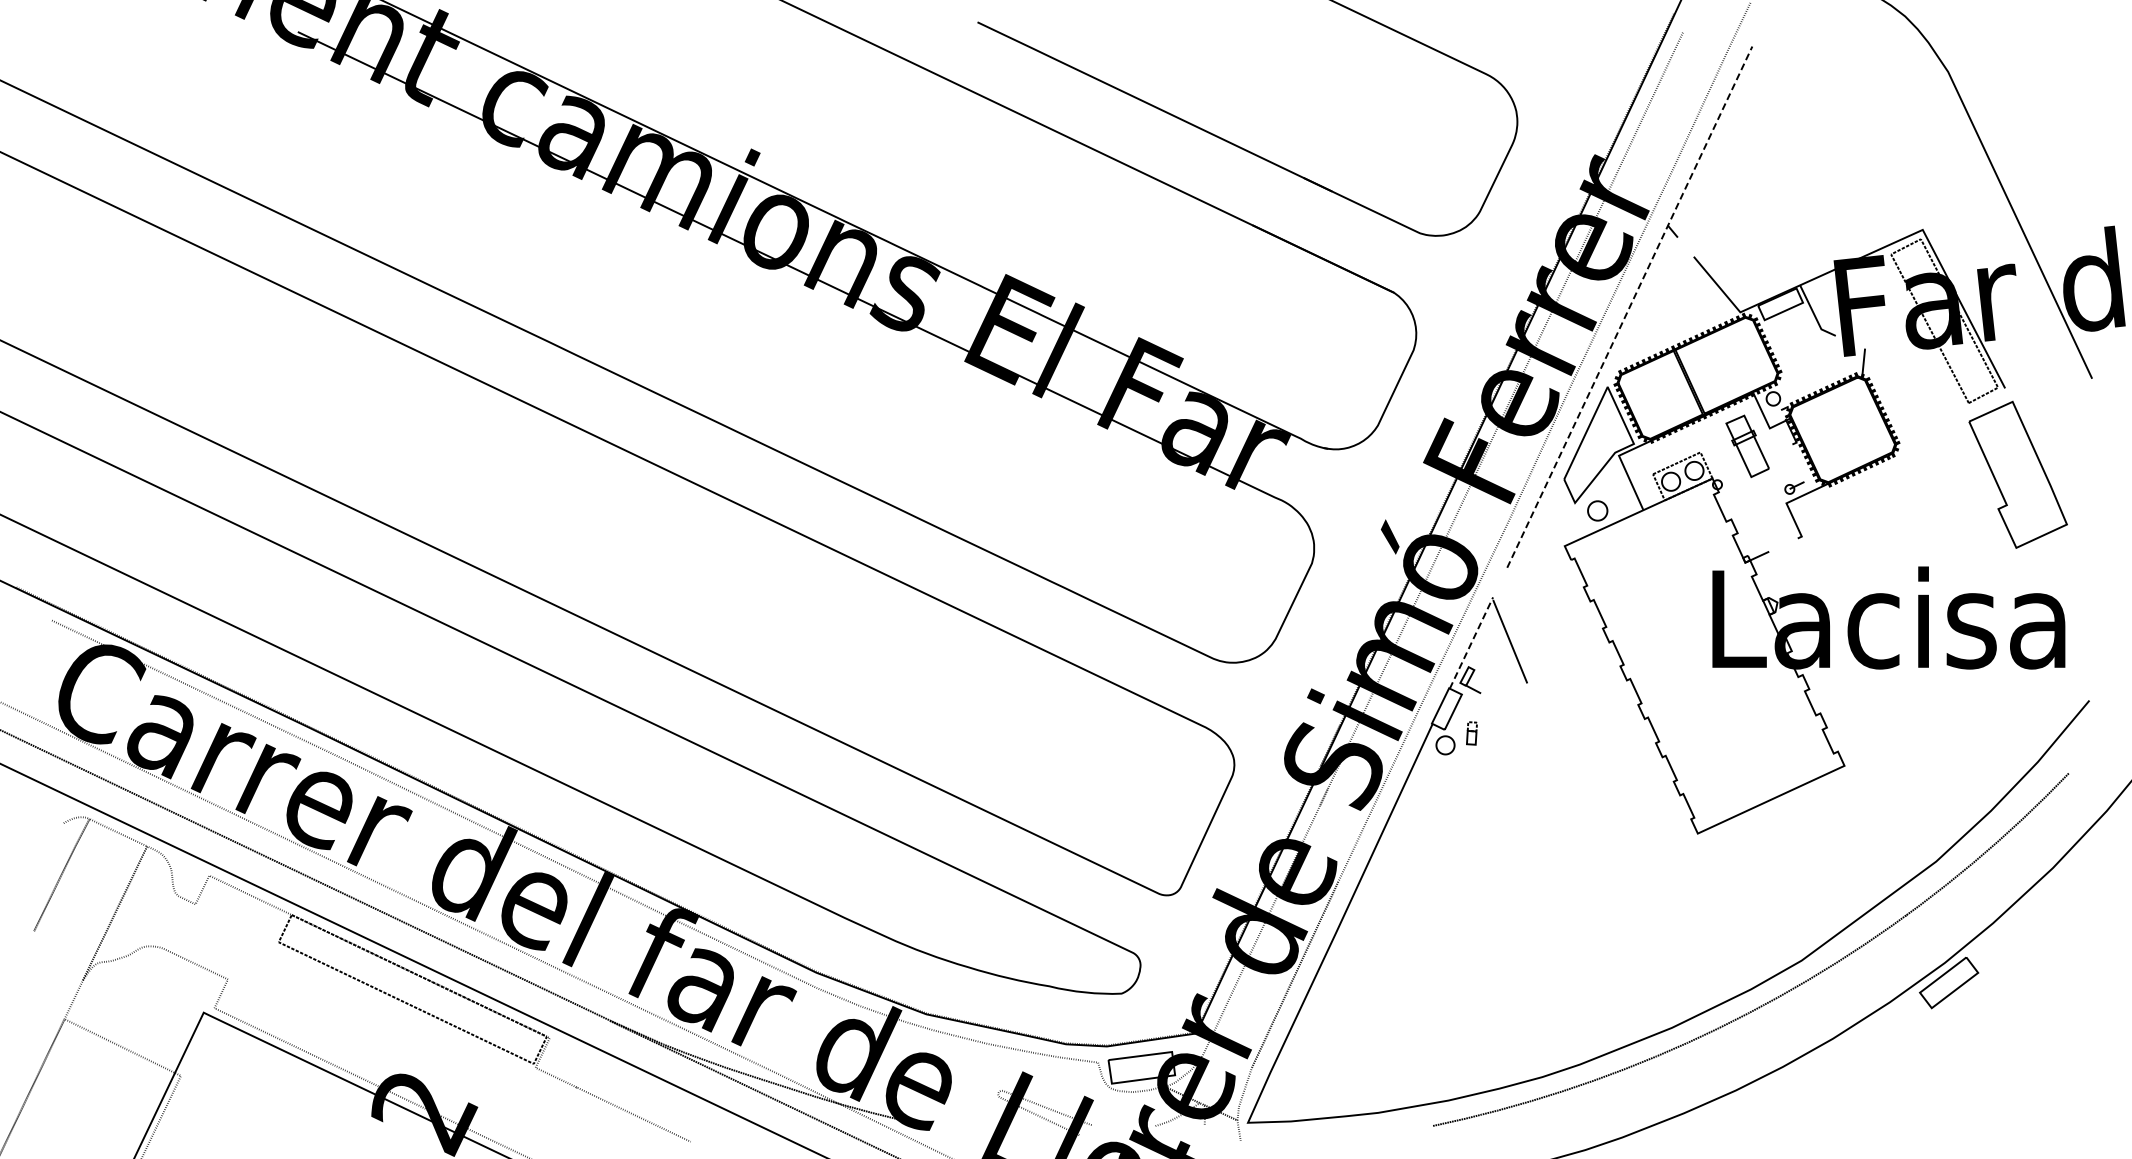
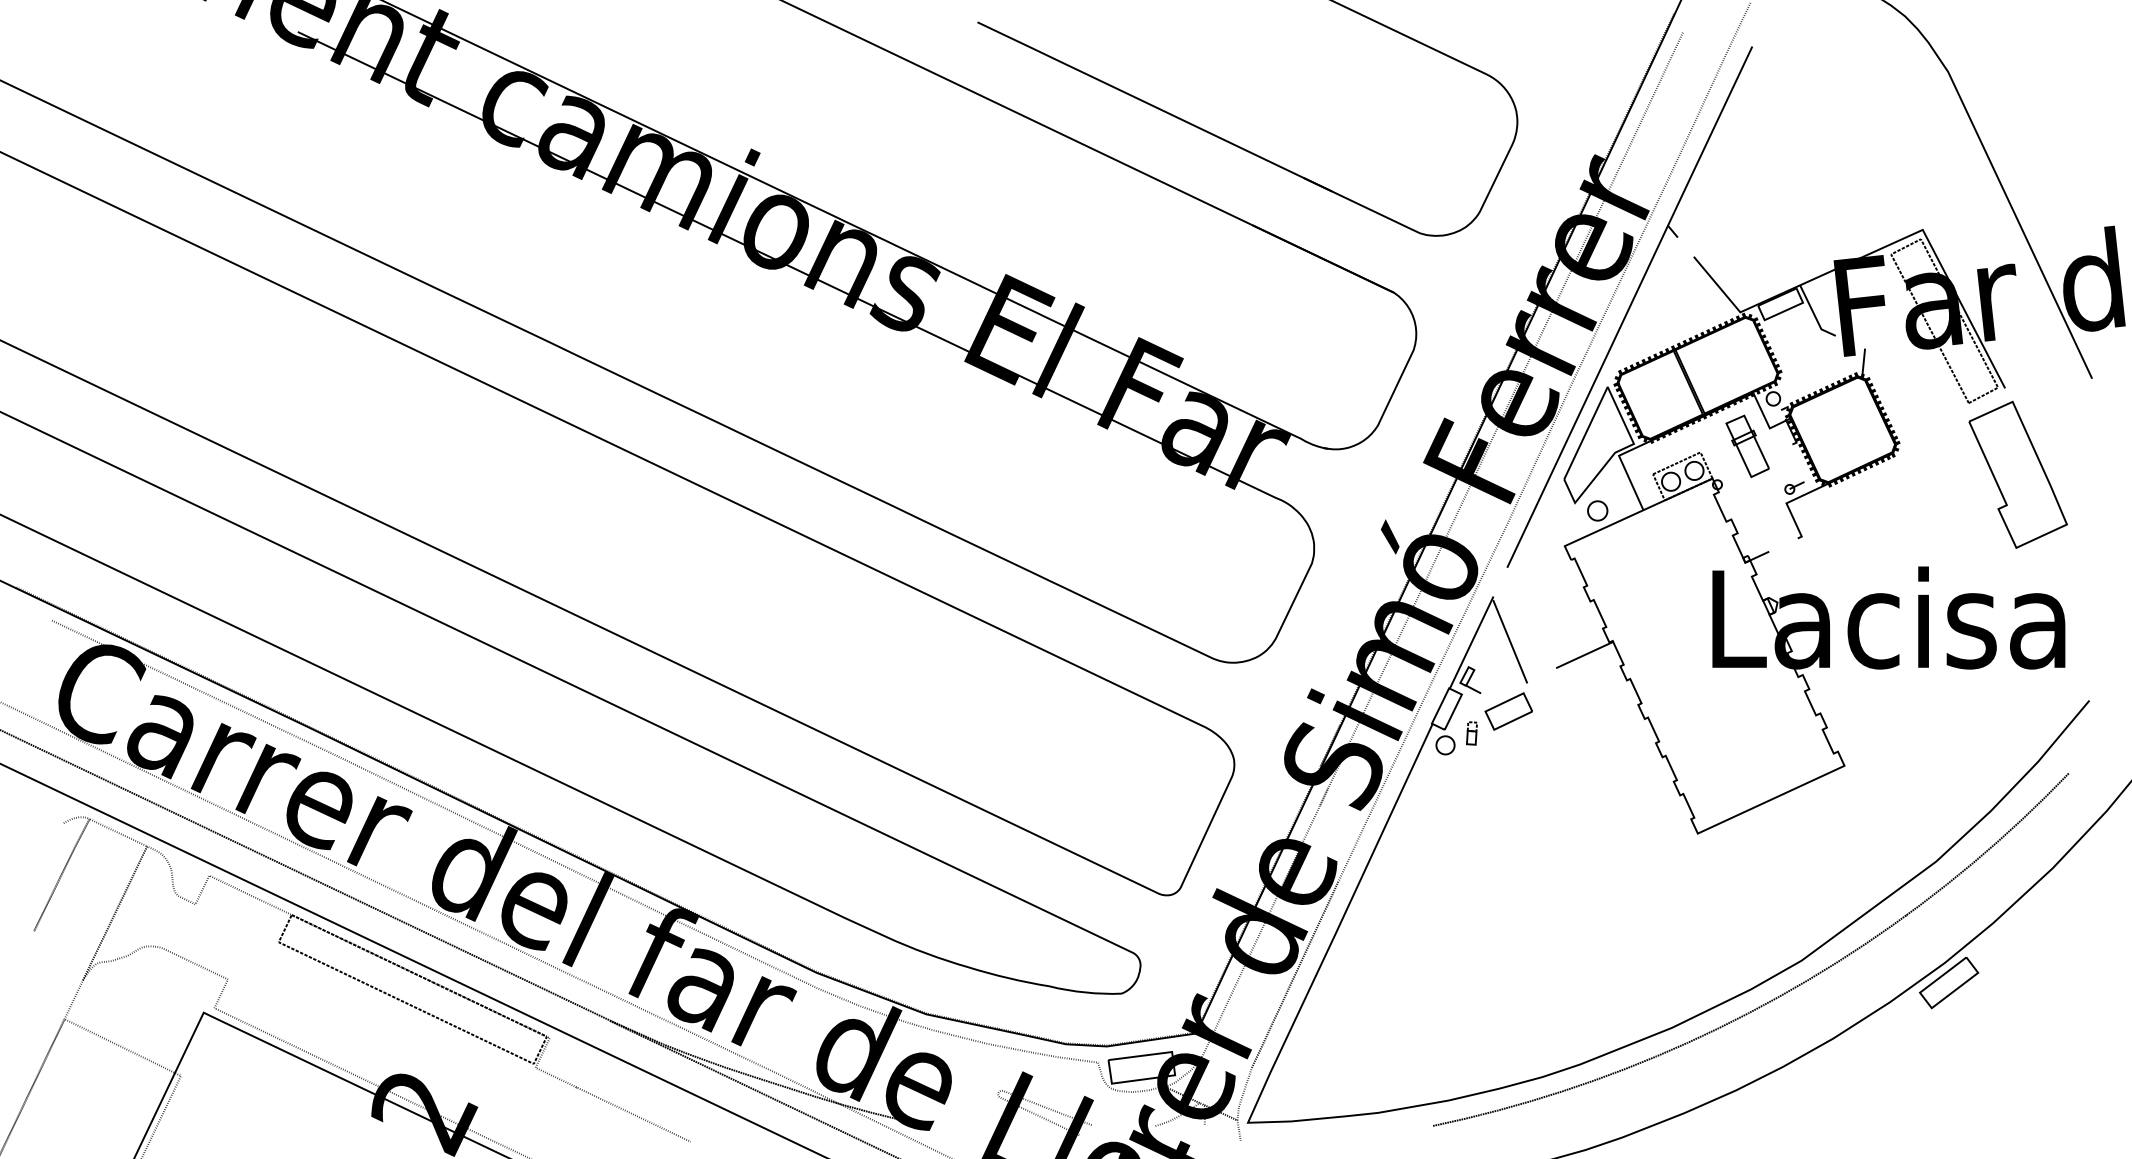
line: dashed -> solid (1629, 306)
line: dashed -> solid (1471, 643)
line: none -> present (1585, 654)
part: none -> present (1508, 711)
